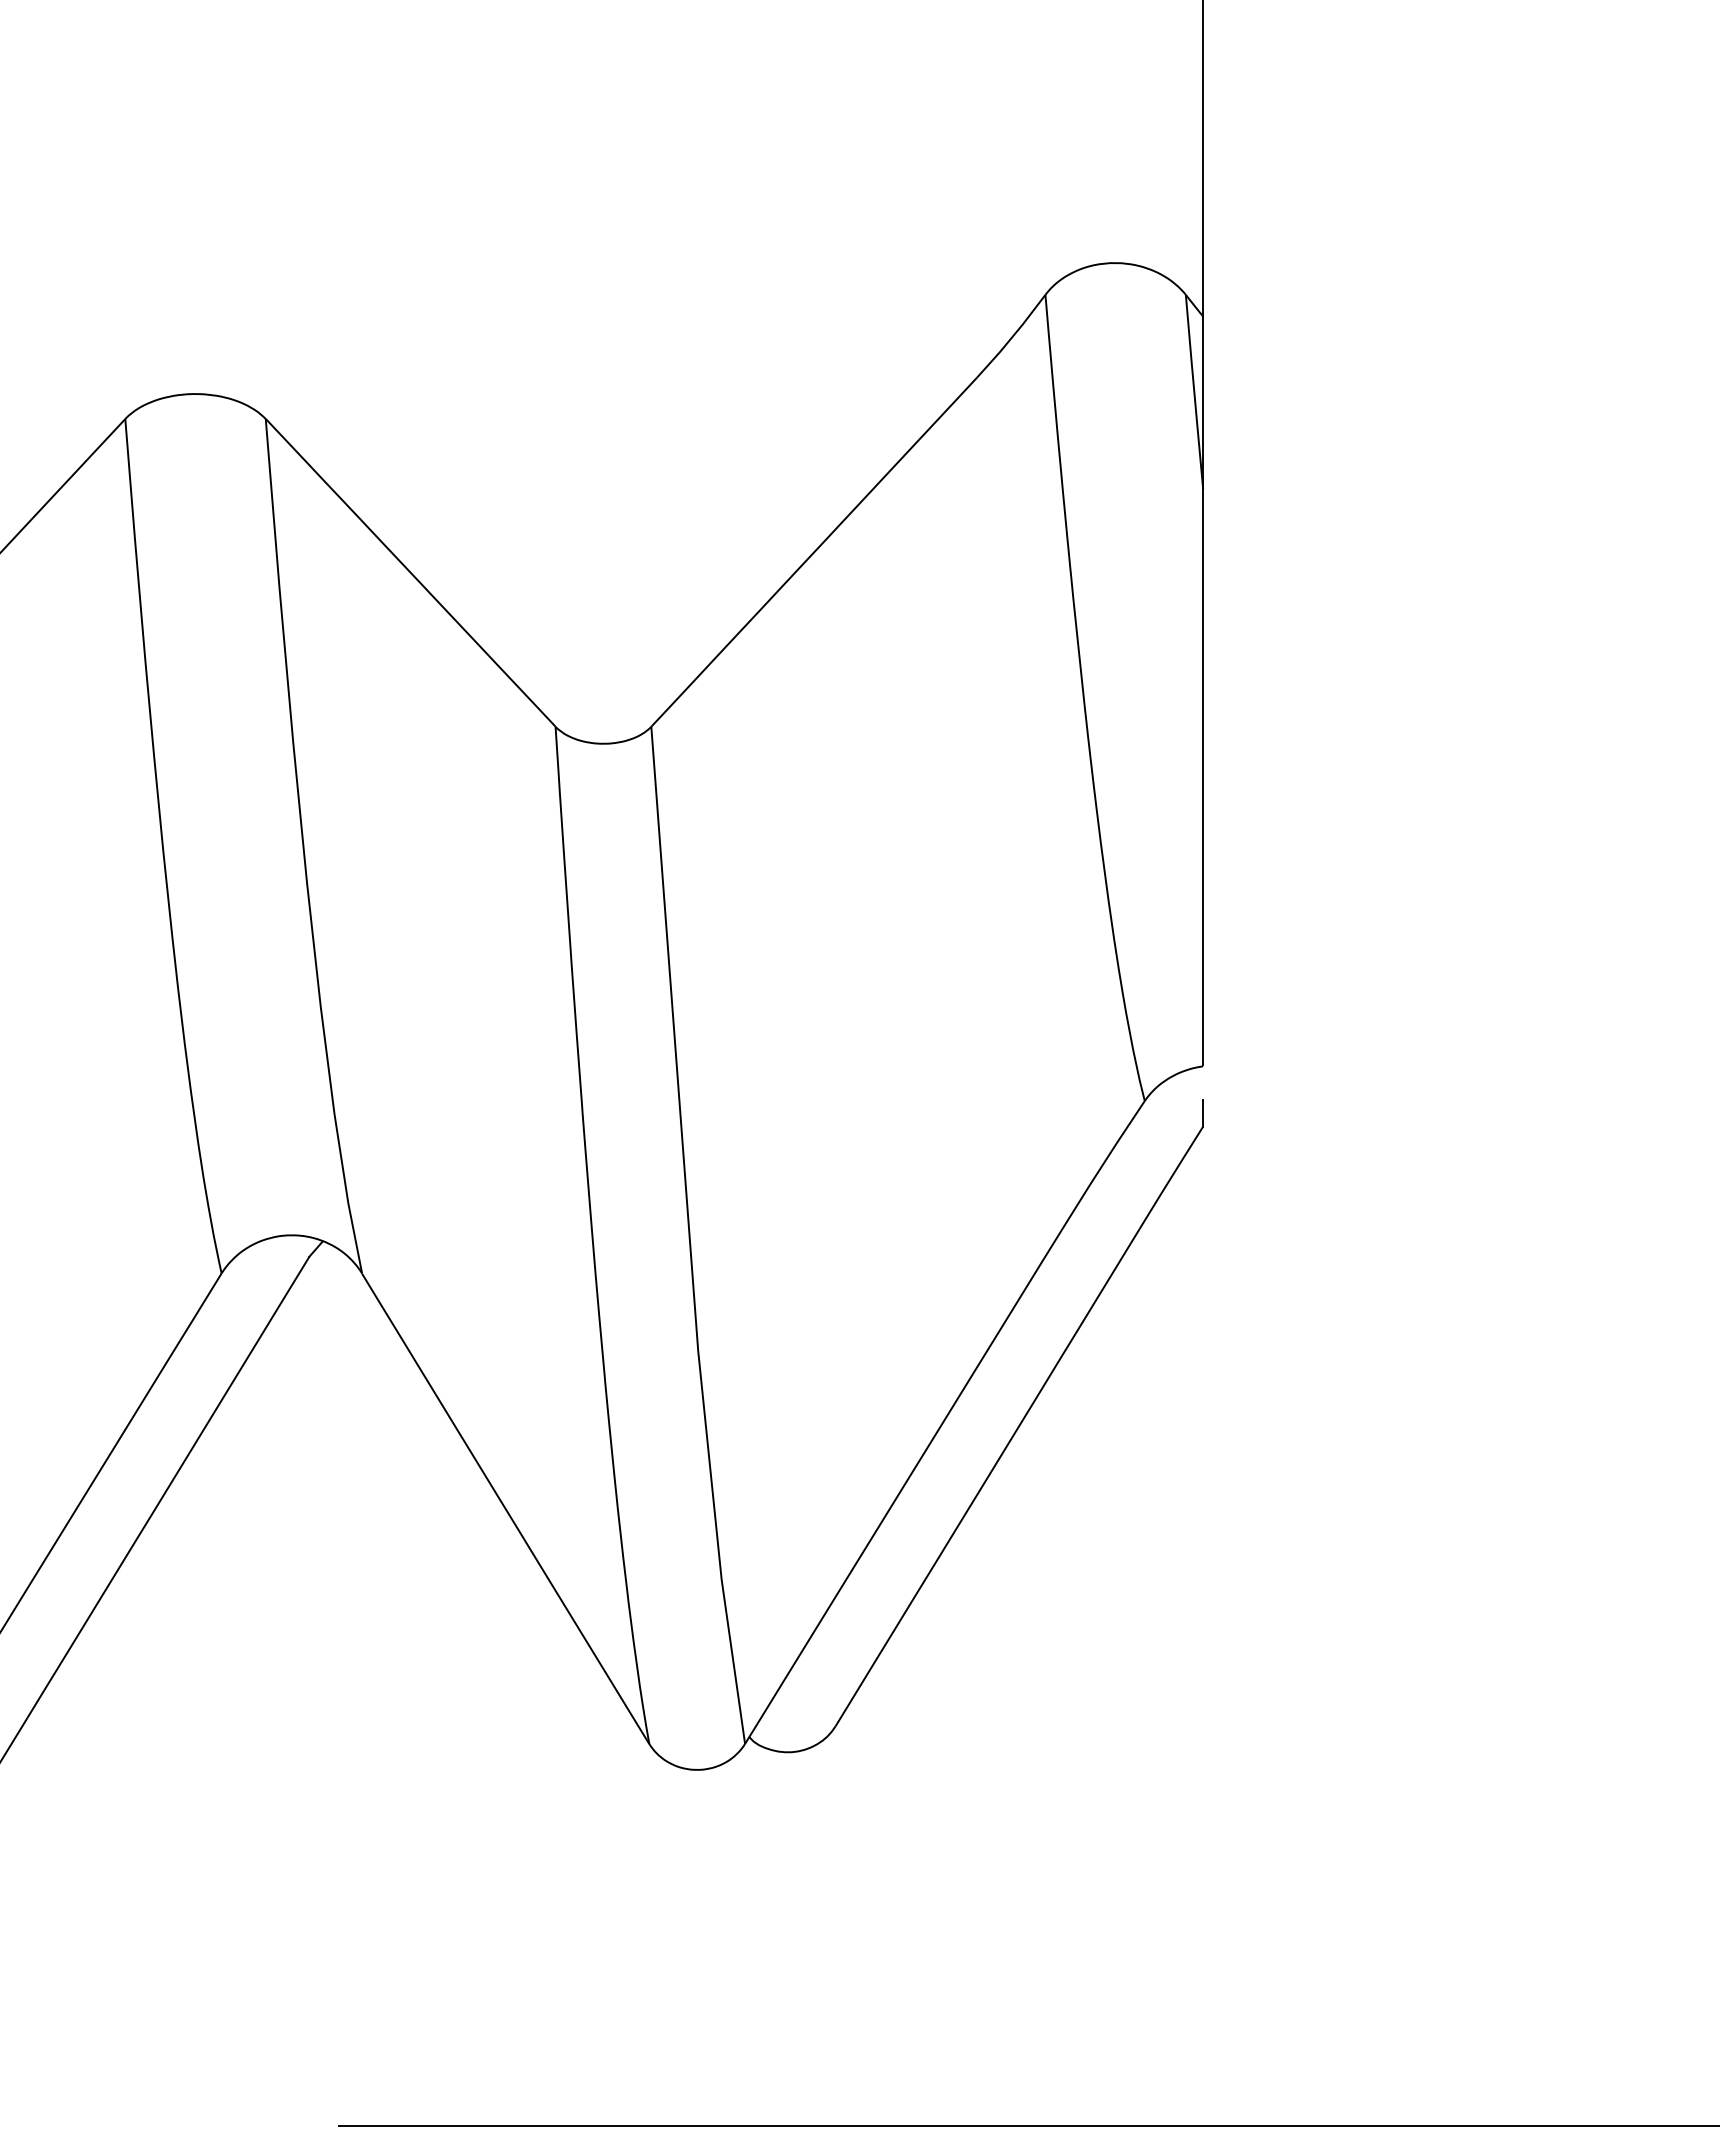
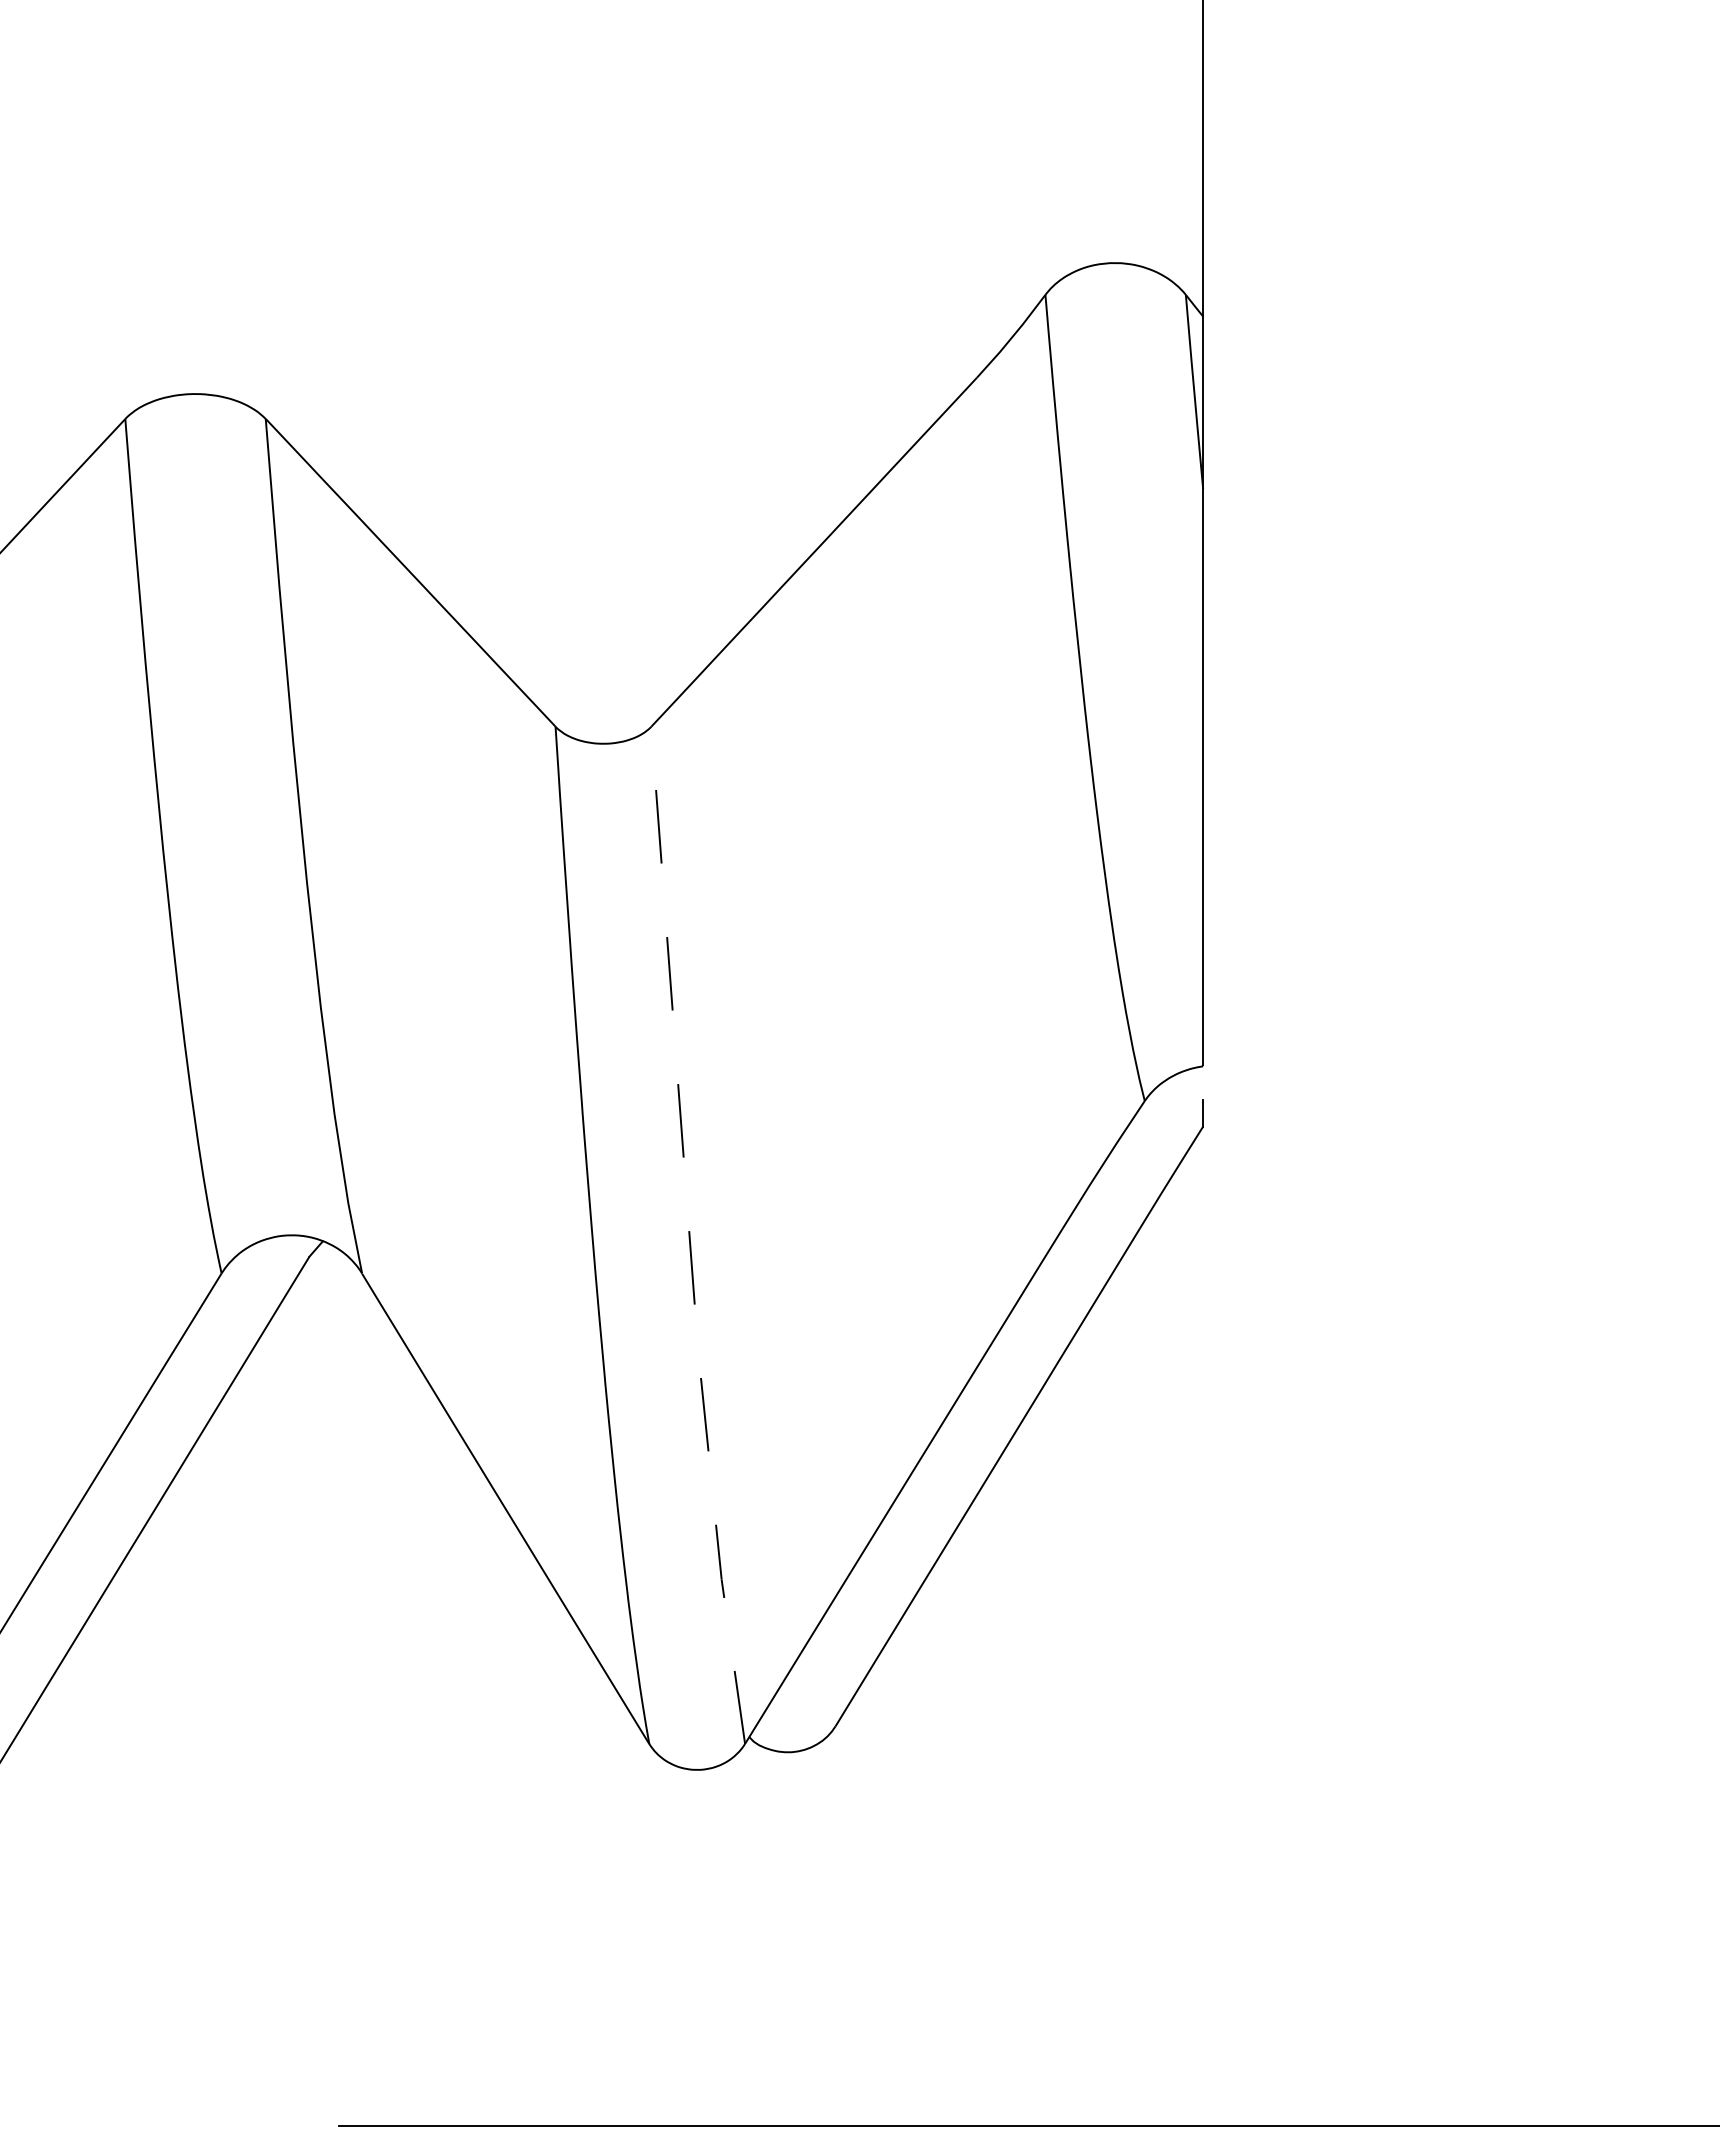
line: solid -> dashed (689, 1237)
